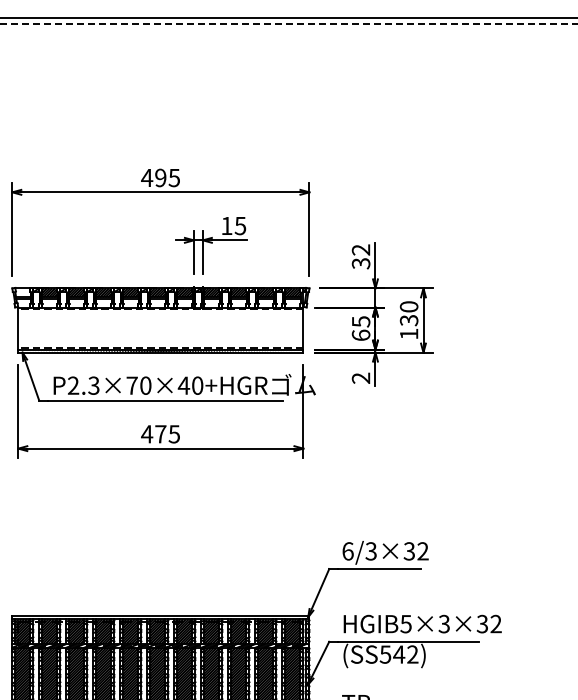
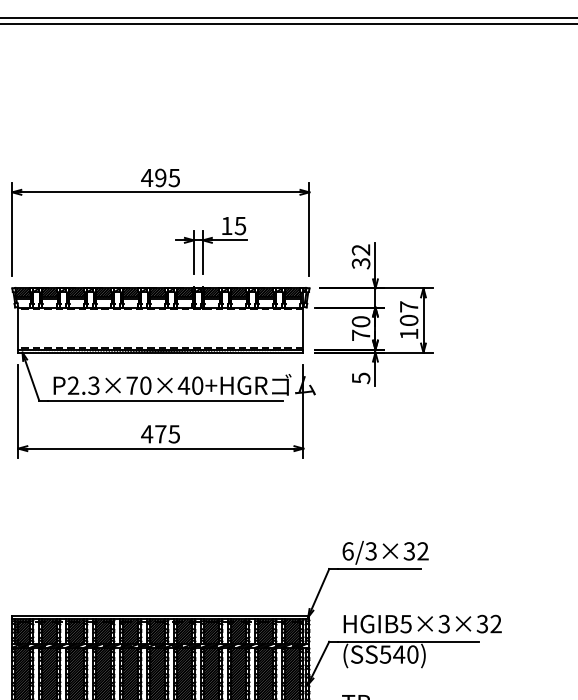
line: dashed -> solid (289, 23)
hatch: none -> present (22, 292)
text: 130 -> 107 (408, 313)
text: 65 -> 70 (360, 328)
text: 2 -> 5 (360, 378)
text: (SS542) -> (SS540) (412, 654)
